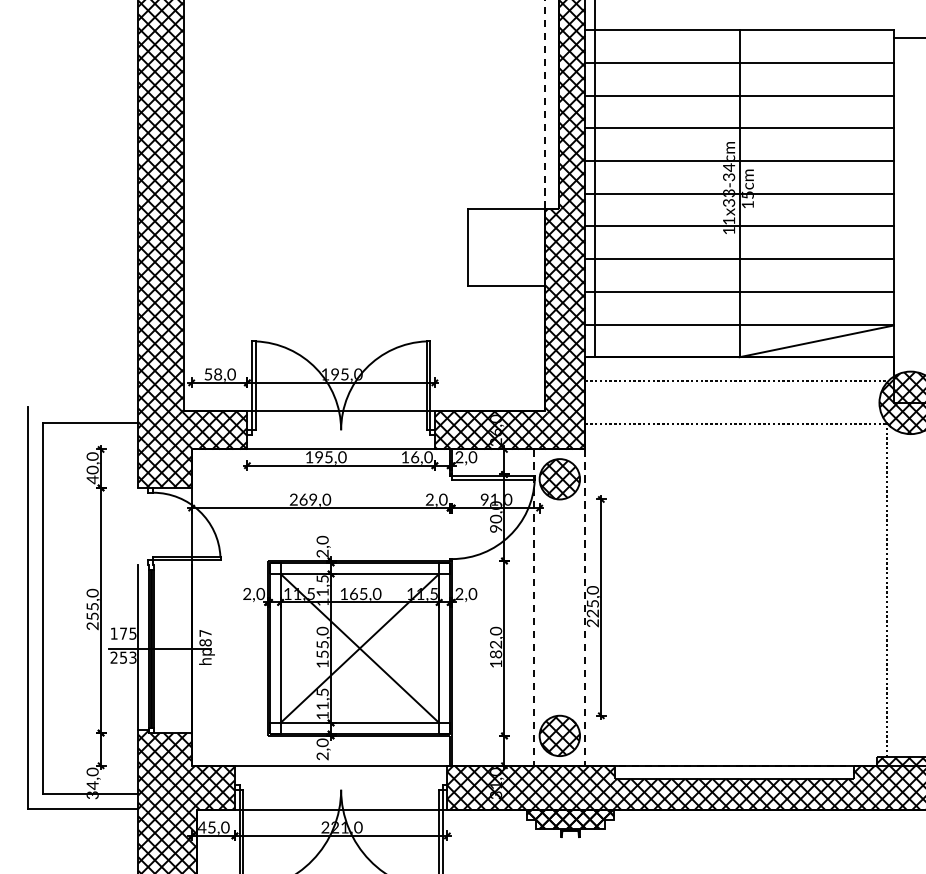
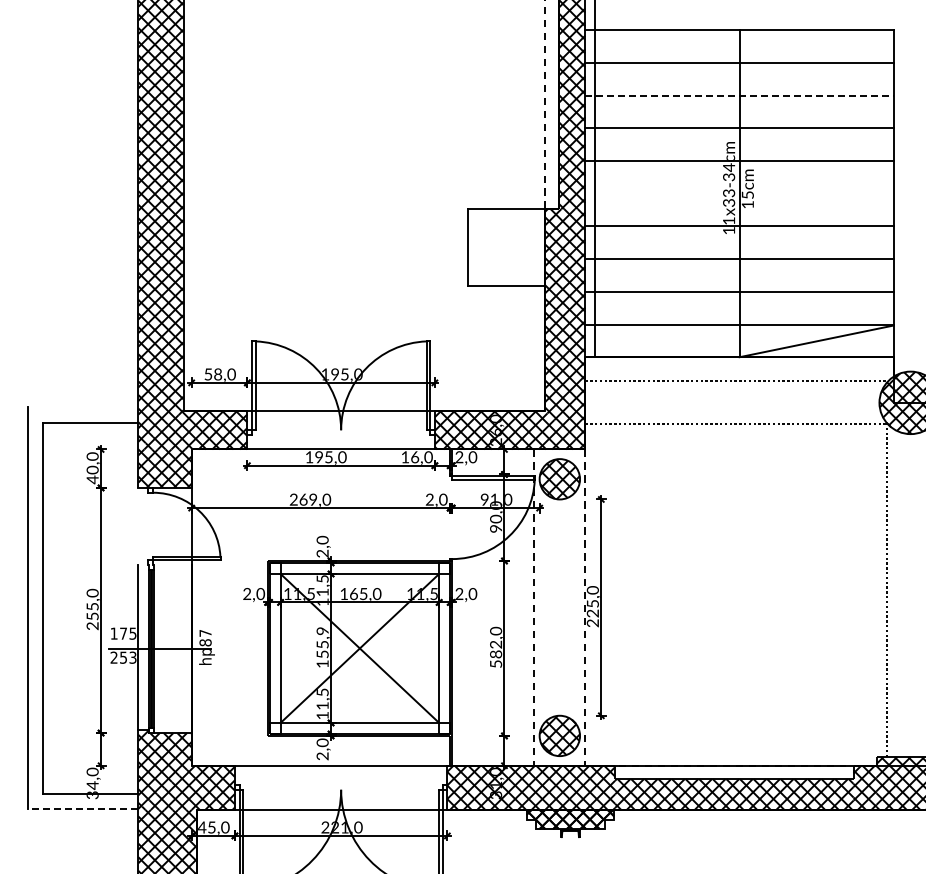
line: present -> none (907, 38)
line: solid -> dashed (740, 95)
line: present -> none (739, 193)
text: 155,0 -> 155,9 (323, 630)
text: 182,0 -> 582,0 (496, 663)
line: solid -> dashed (82, 809)
